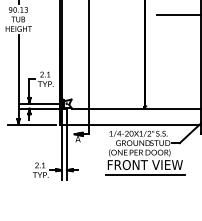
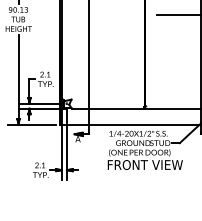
line: present -> none (144, 174)
